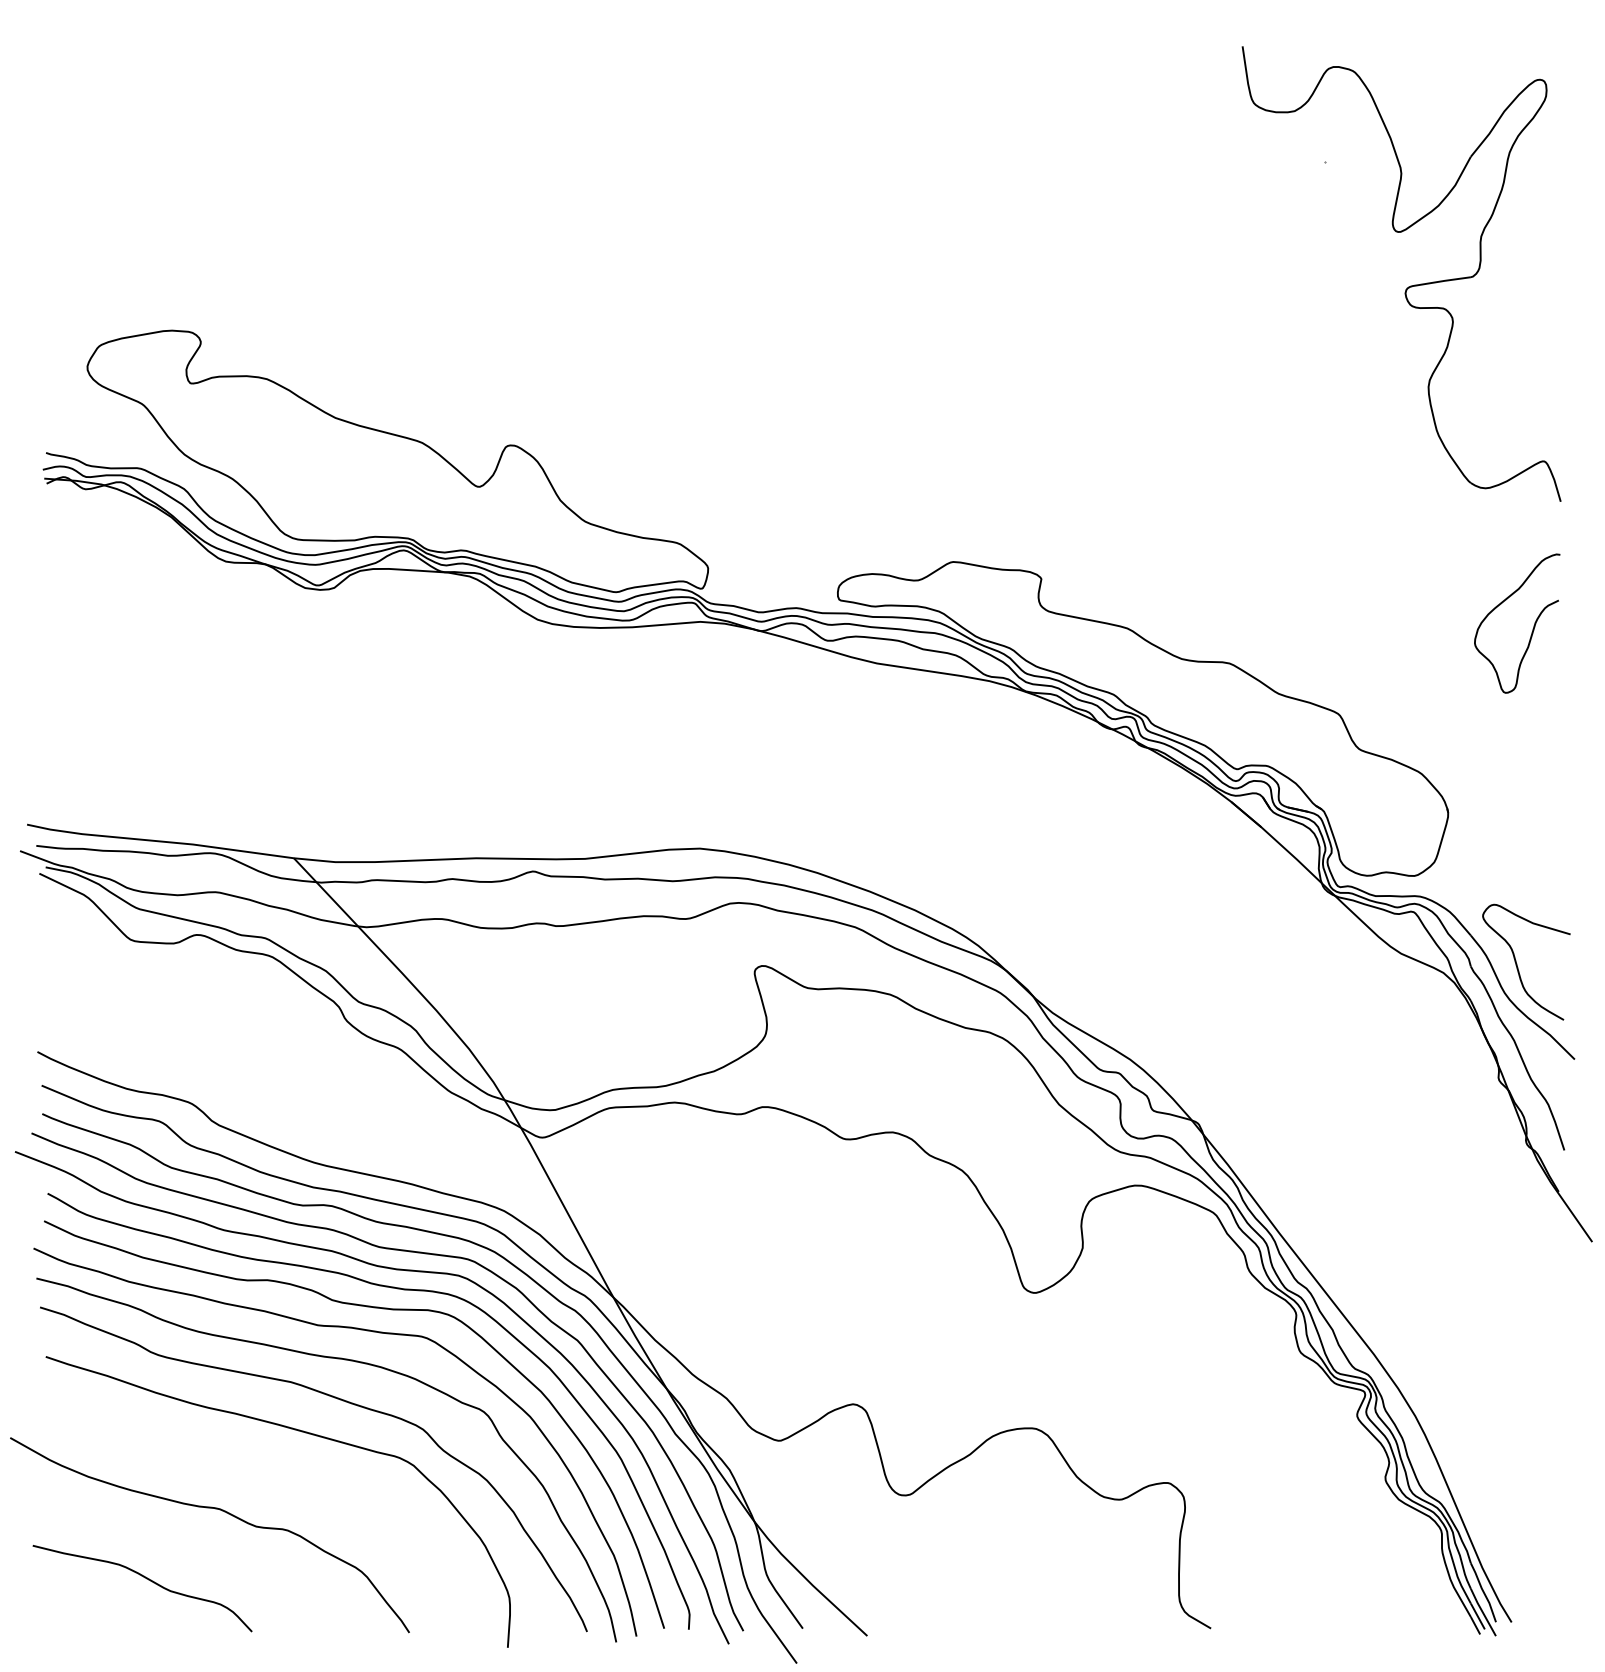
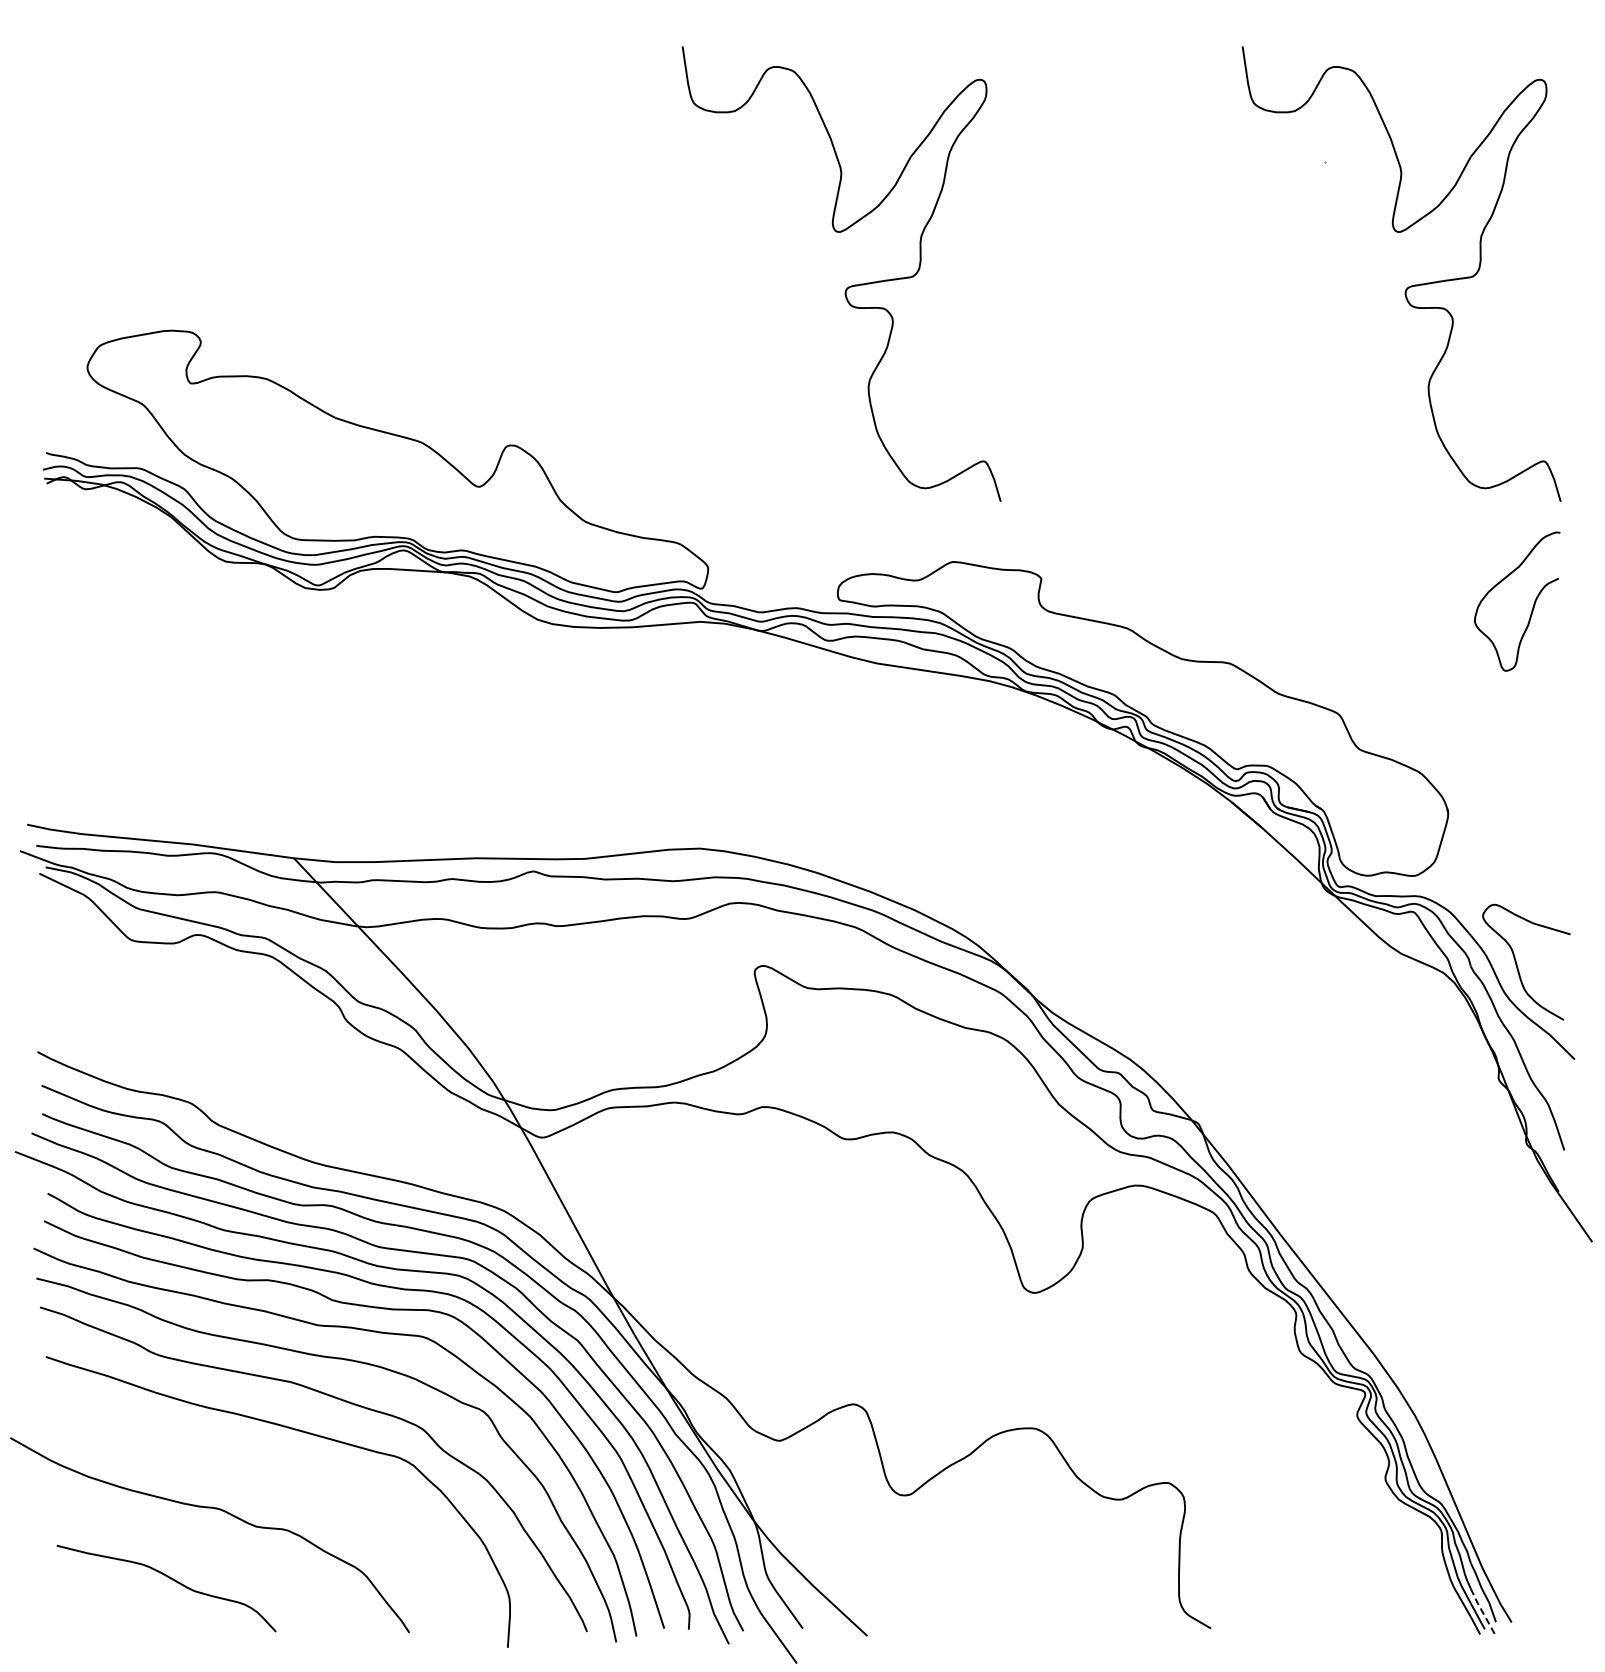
part: none -> present (848, 286)
curve position: (1533, 625) -> (1533, 603) (1533, 603)
curve position: (146, 1579) -> (170, 1579) (170, 1579)
line: solid -> dashed (1482, 1612)
